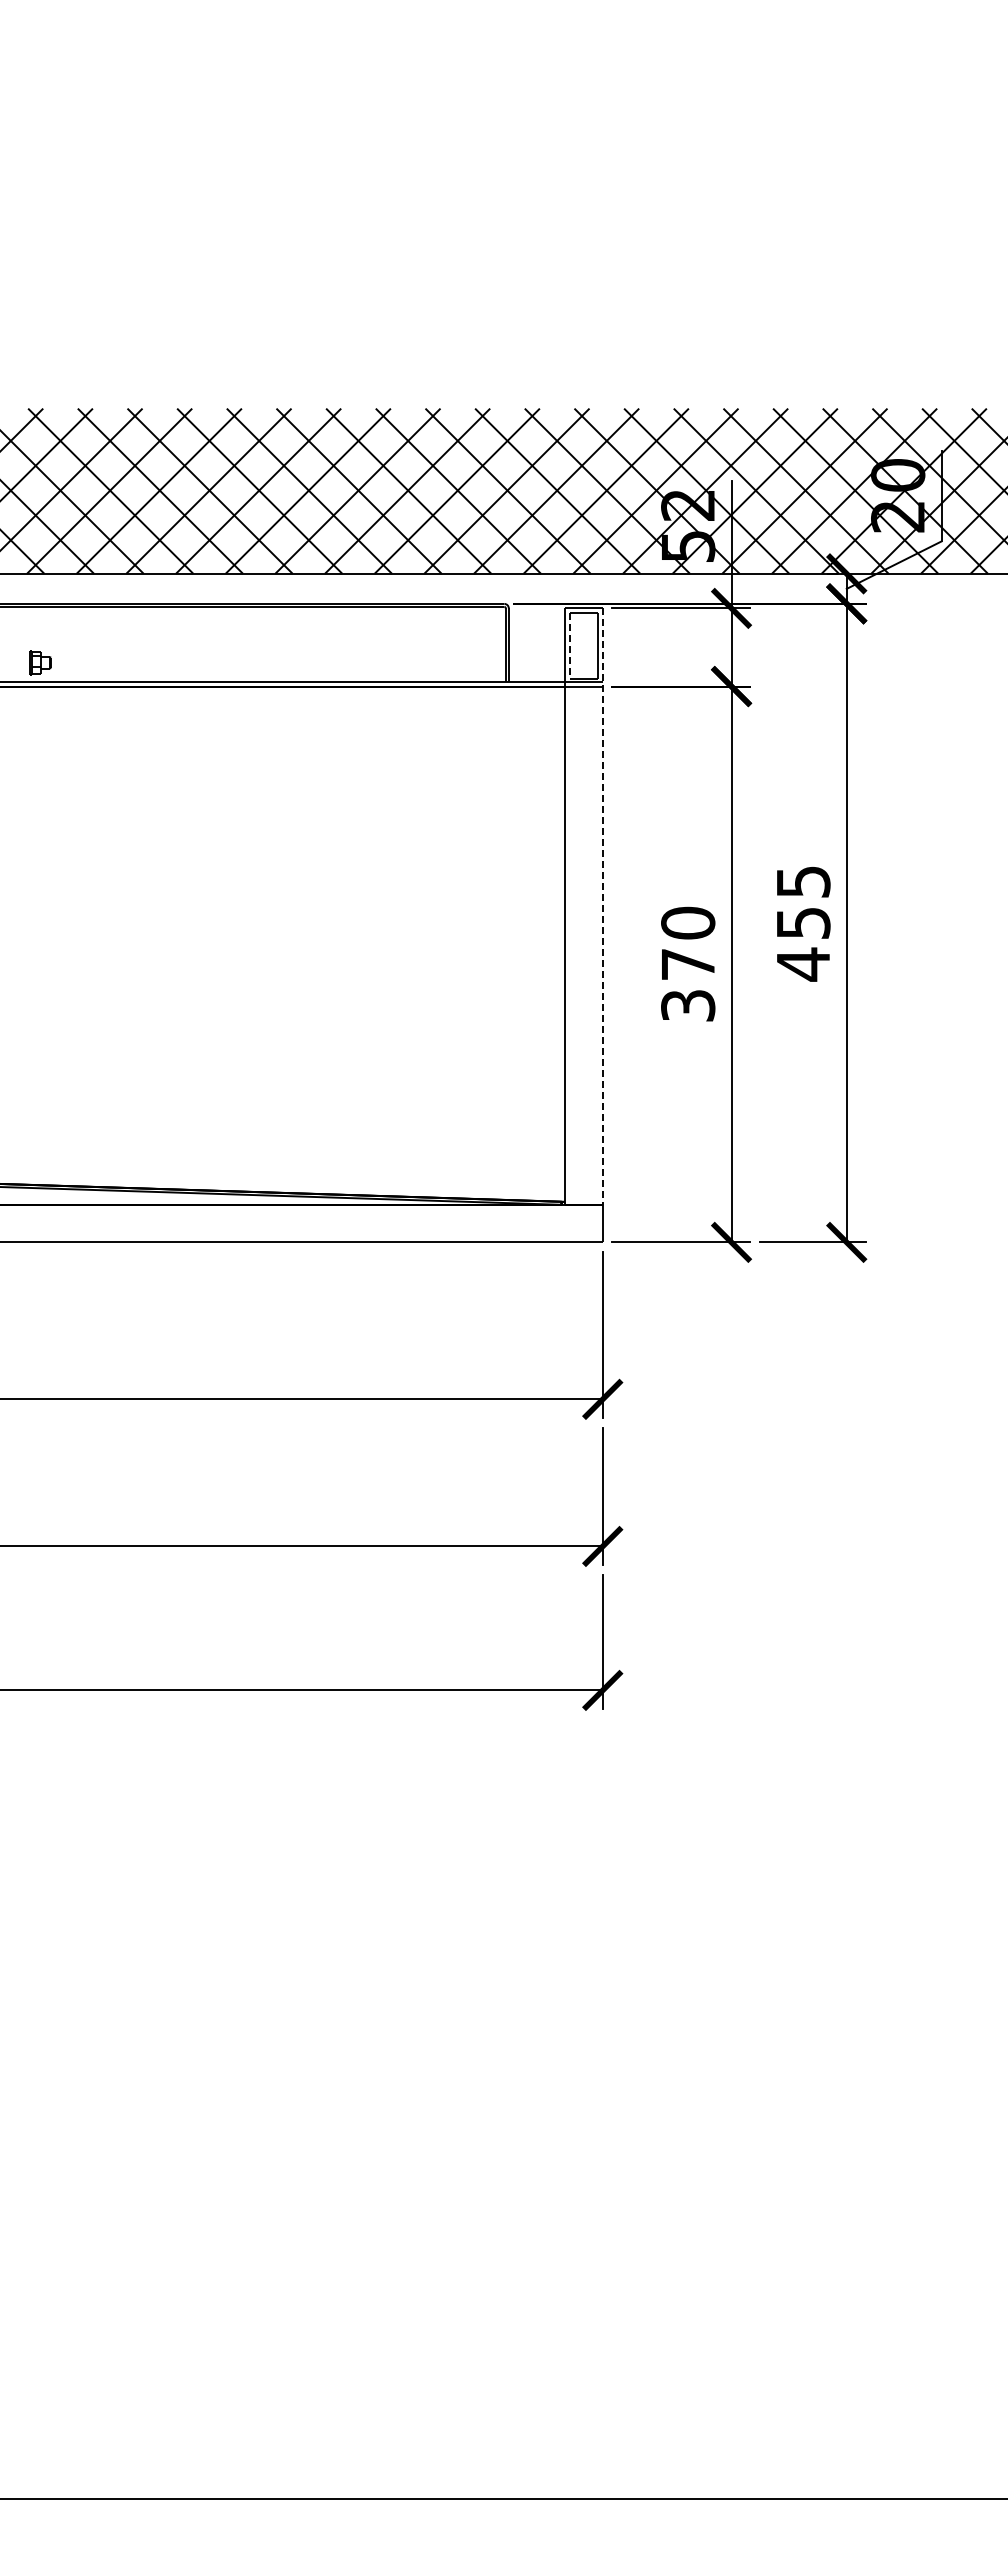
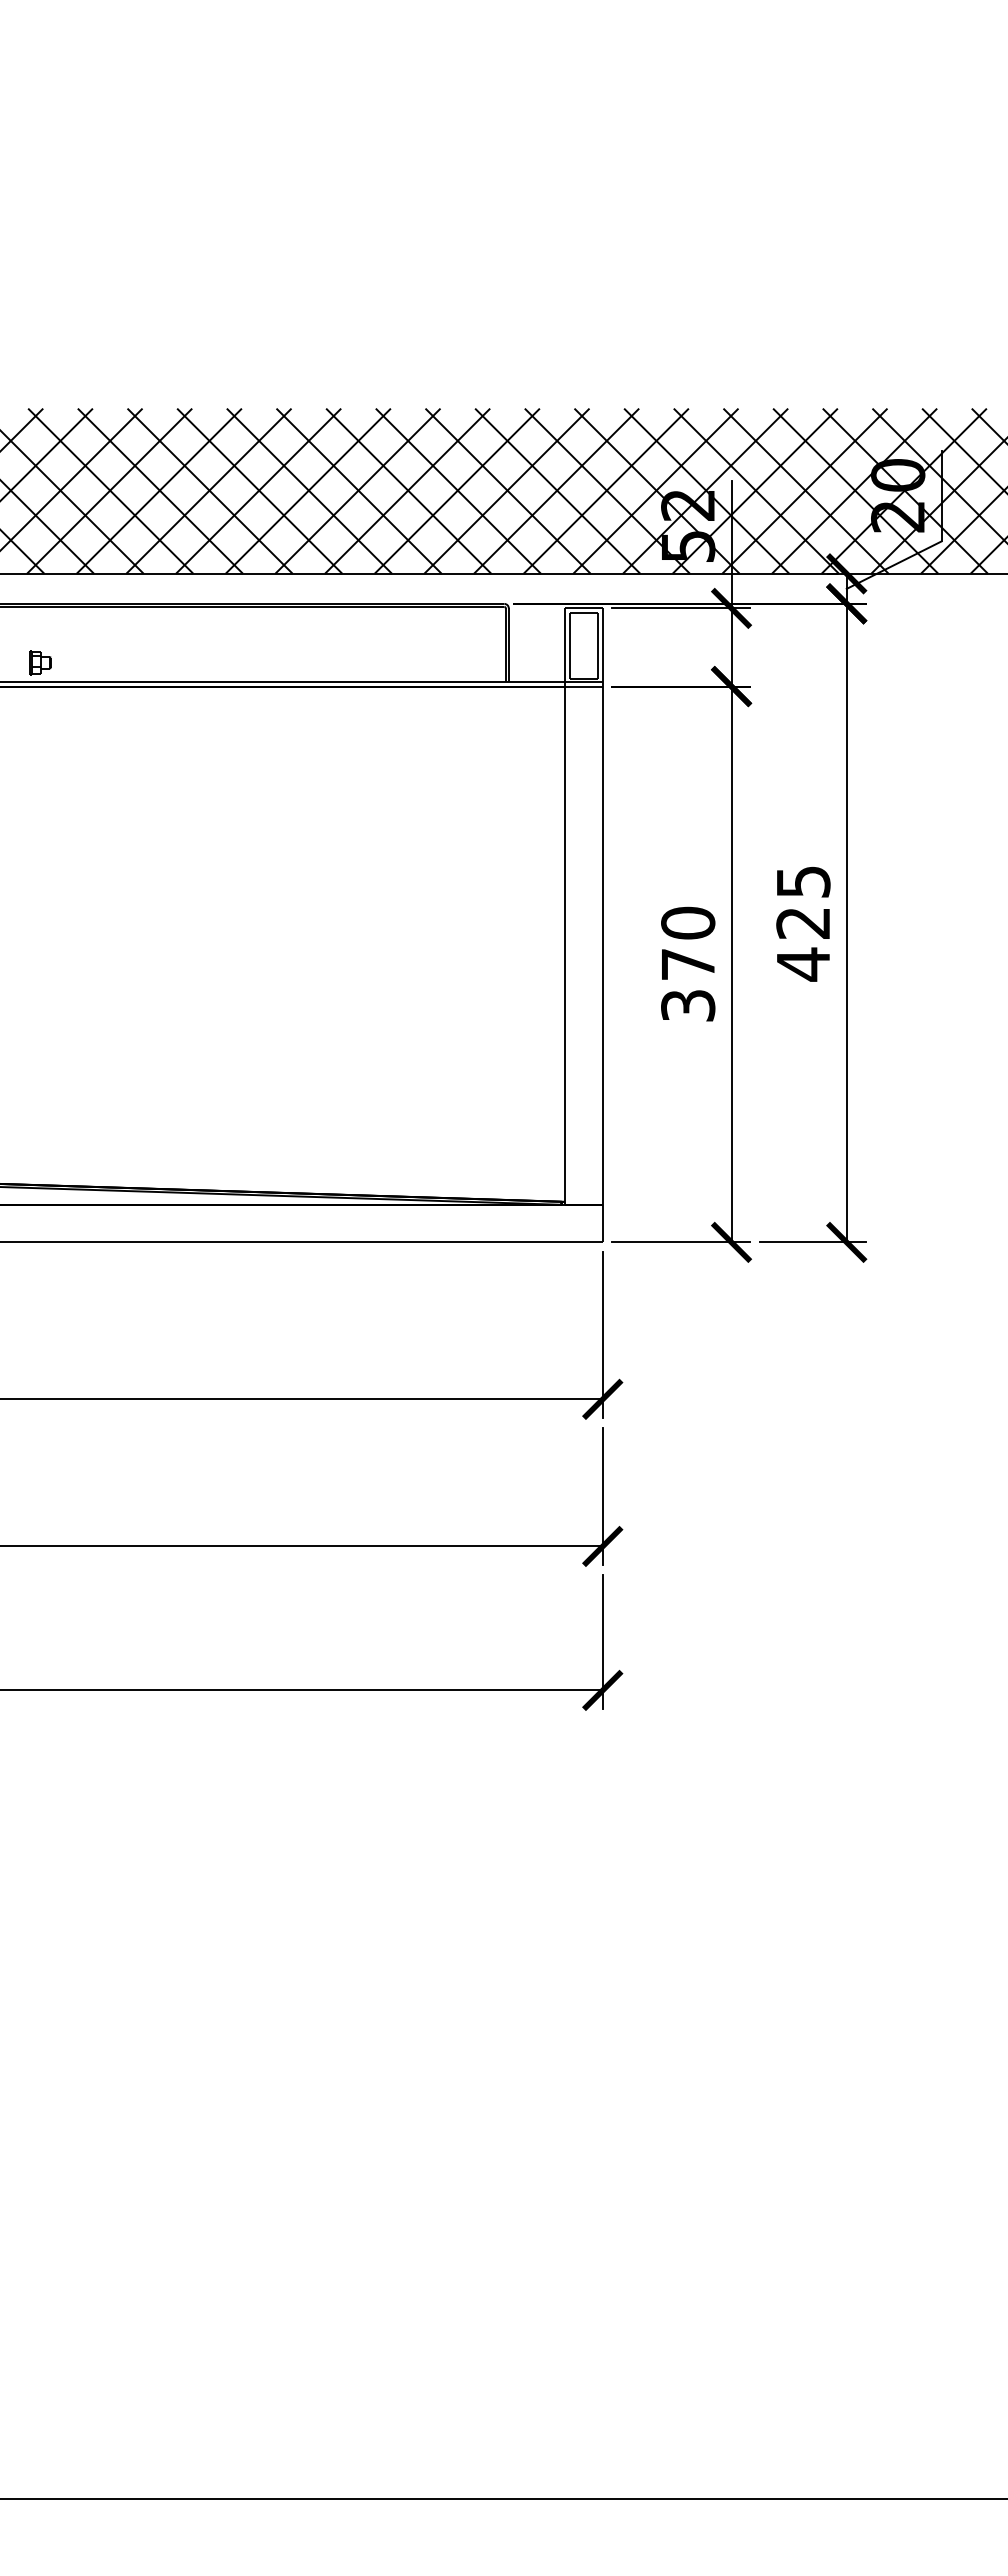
line: dashed -> solid (569, 646)
line: dashed -> solid (602, 907)
text: 455 -> 425 (803, 923)
